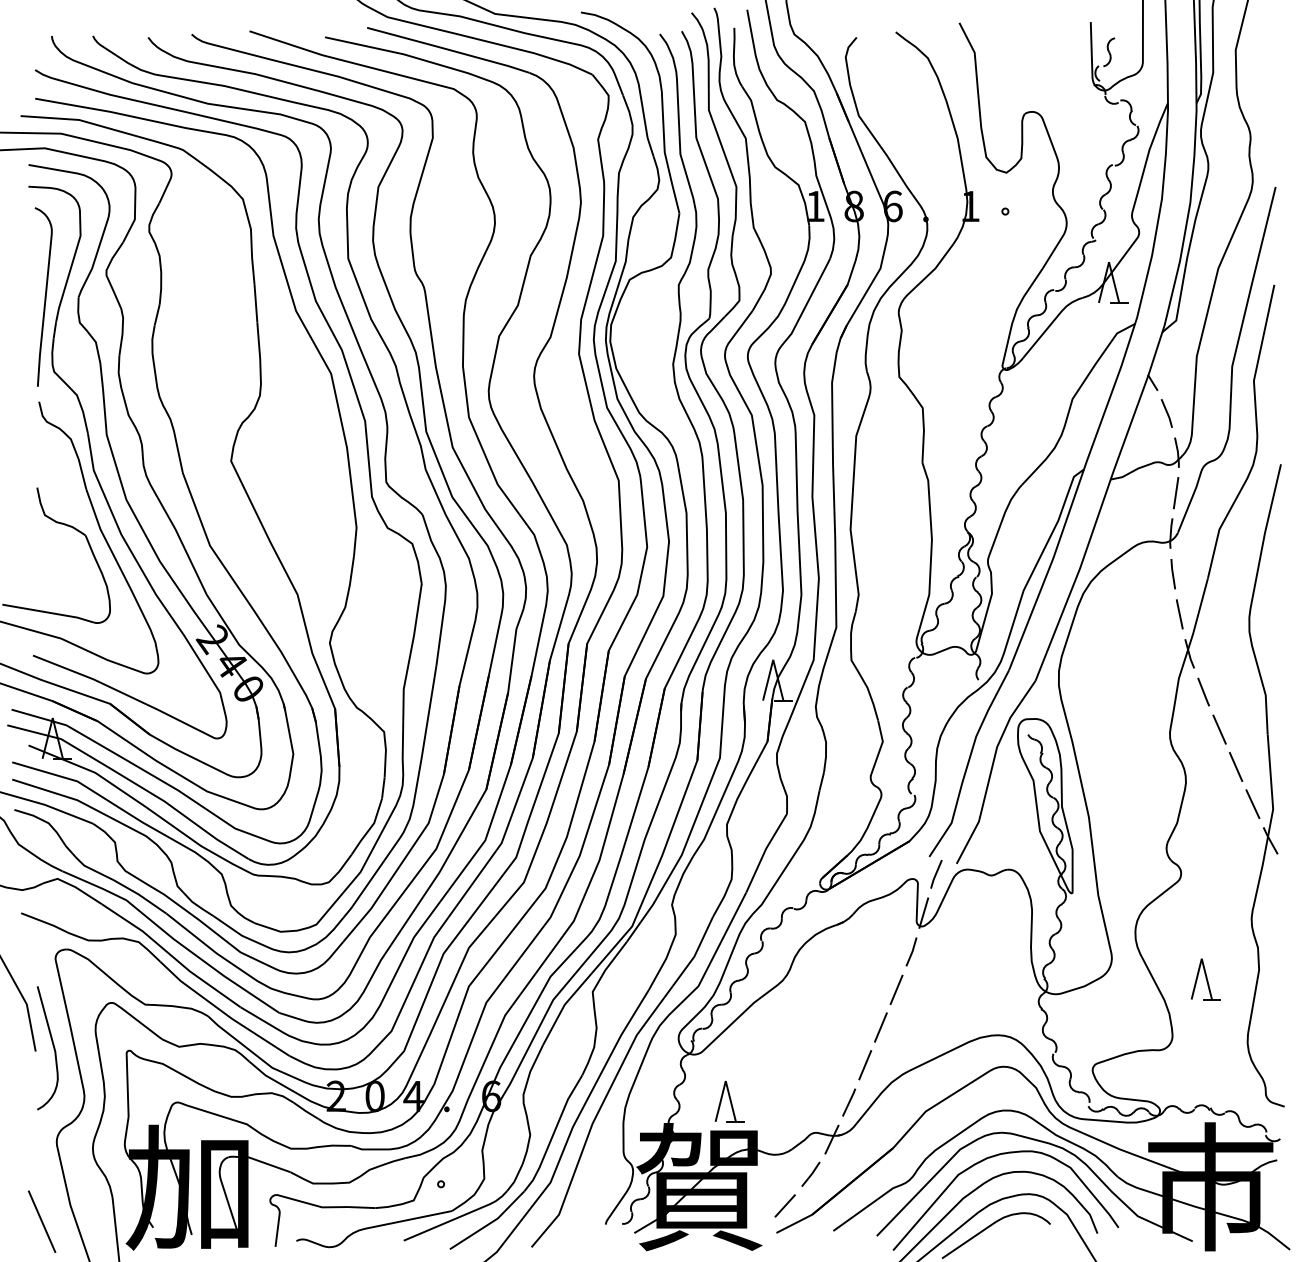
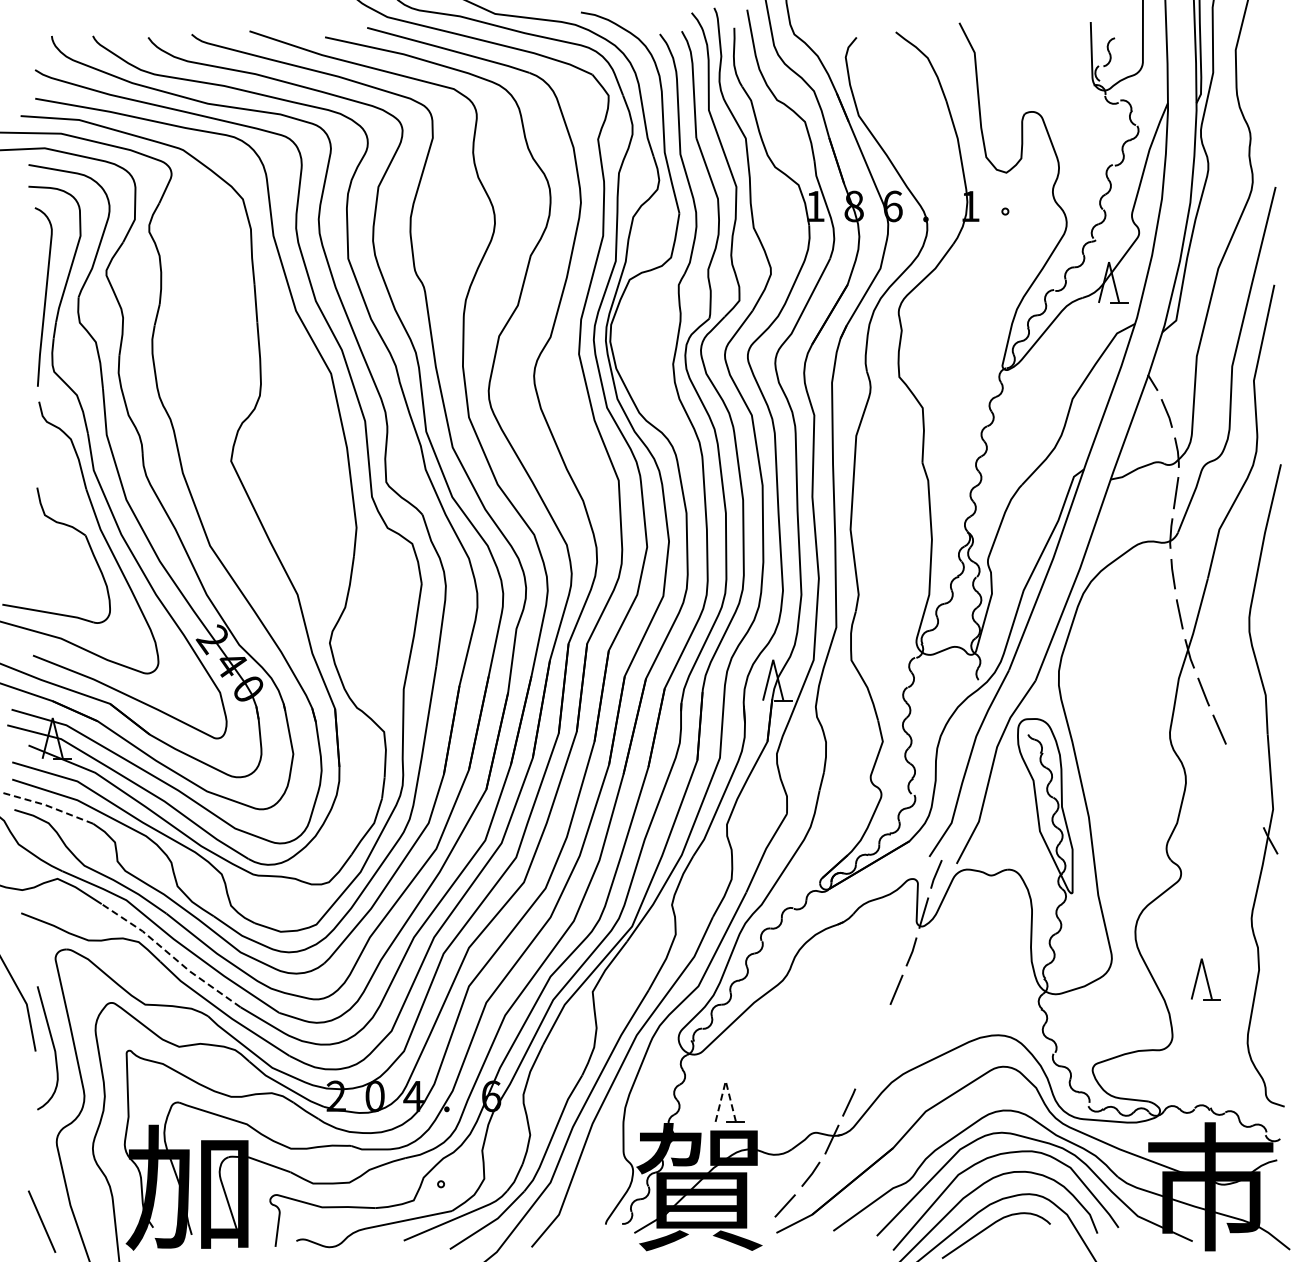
line: present -> none (1235, 767)
line: present -> none (1252, 804)
line: solid -> dashed (46, 805)
line: solid -> dashed (170, 954)
line: present -> none (880, 1027)
line: present -> none (865, 1065)
line: solid -> dashed (725, 1081)
